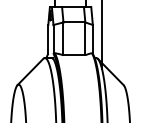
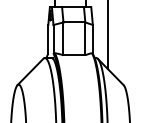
line position: (101, 35) -> (107, 35) (107, 35)
